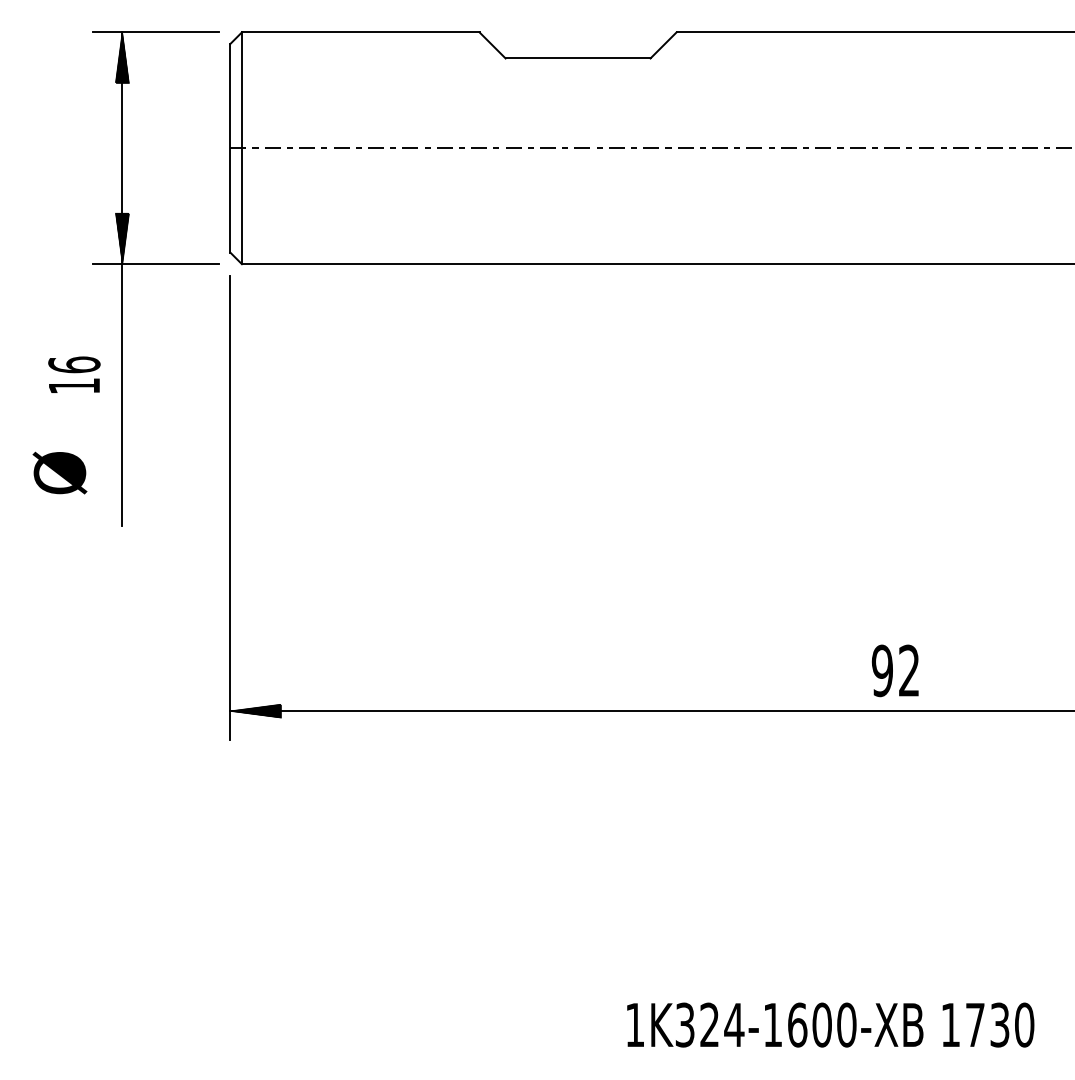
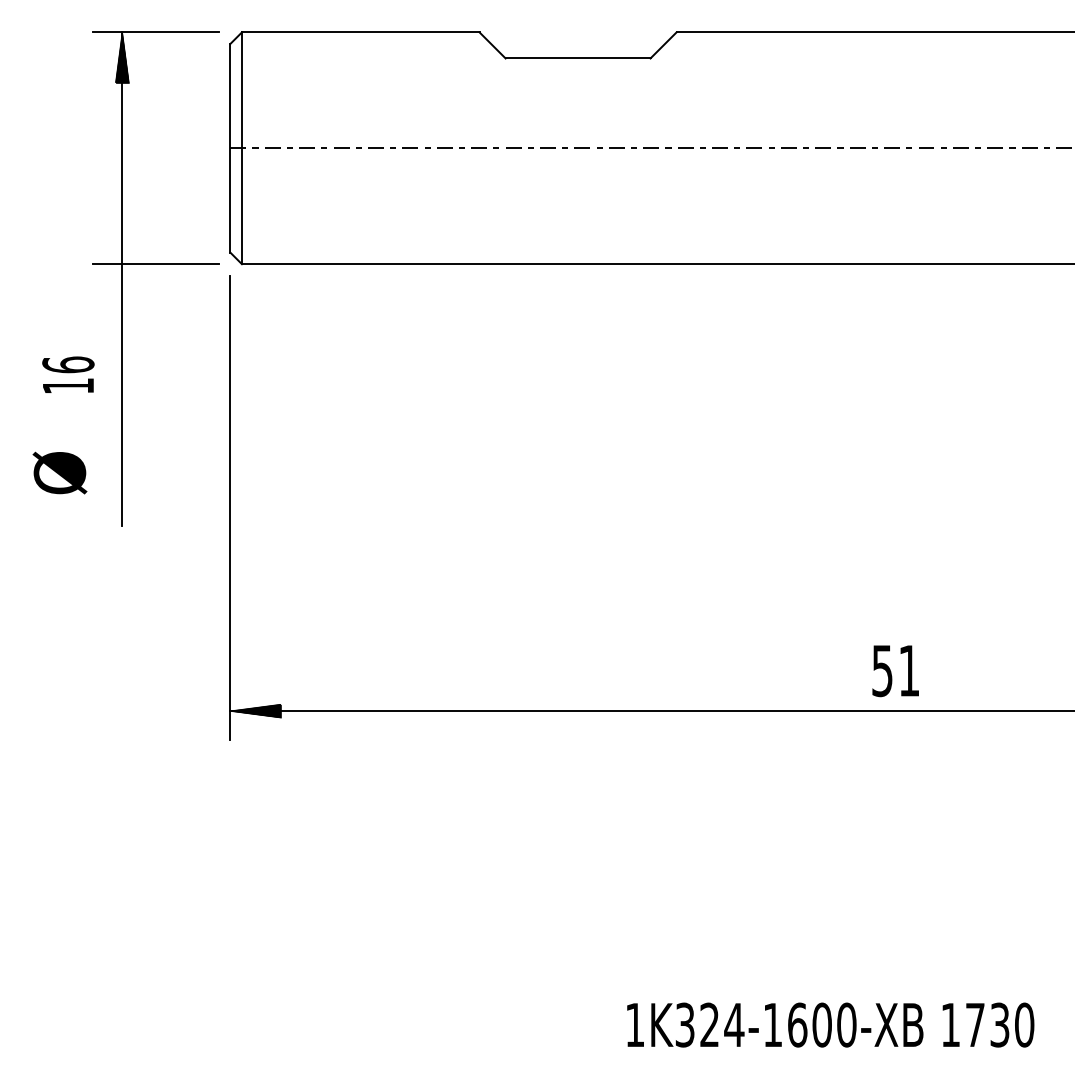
hatch: present -> none (122, 238)
text position: (74, 374) -> (68, 374) (68, 374)
text: 92 -> 51 (894, 670)
